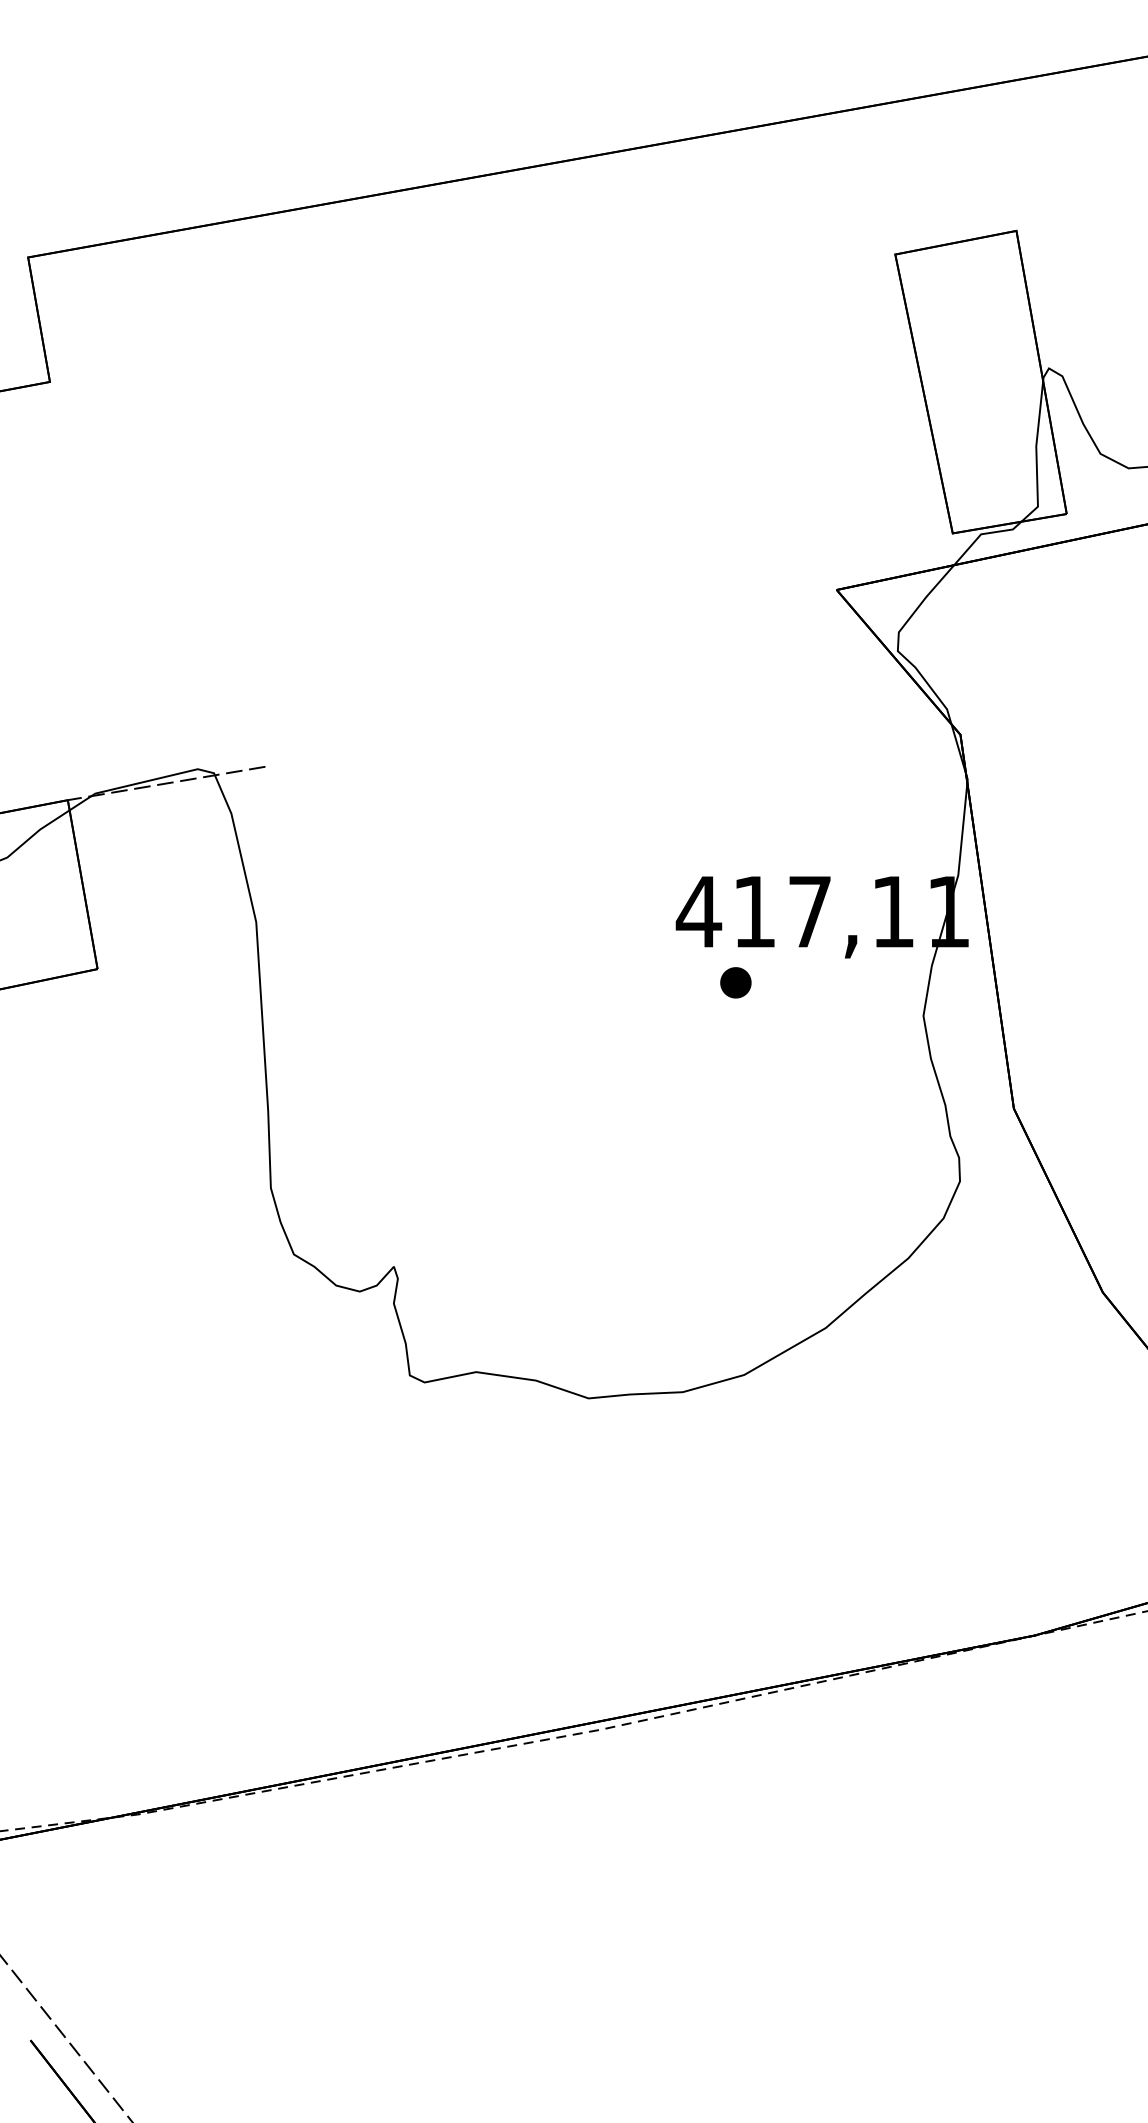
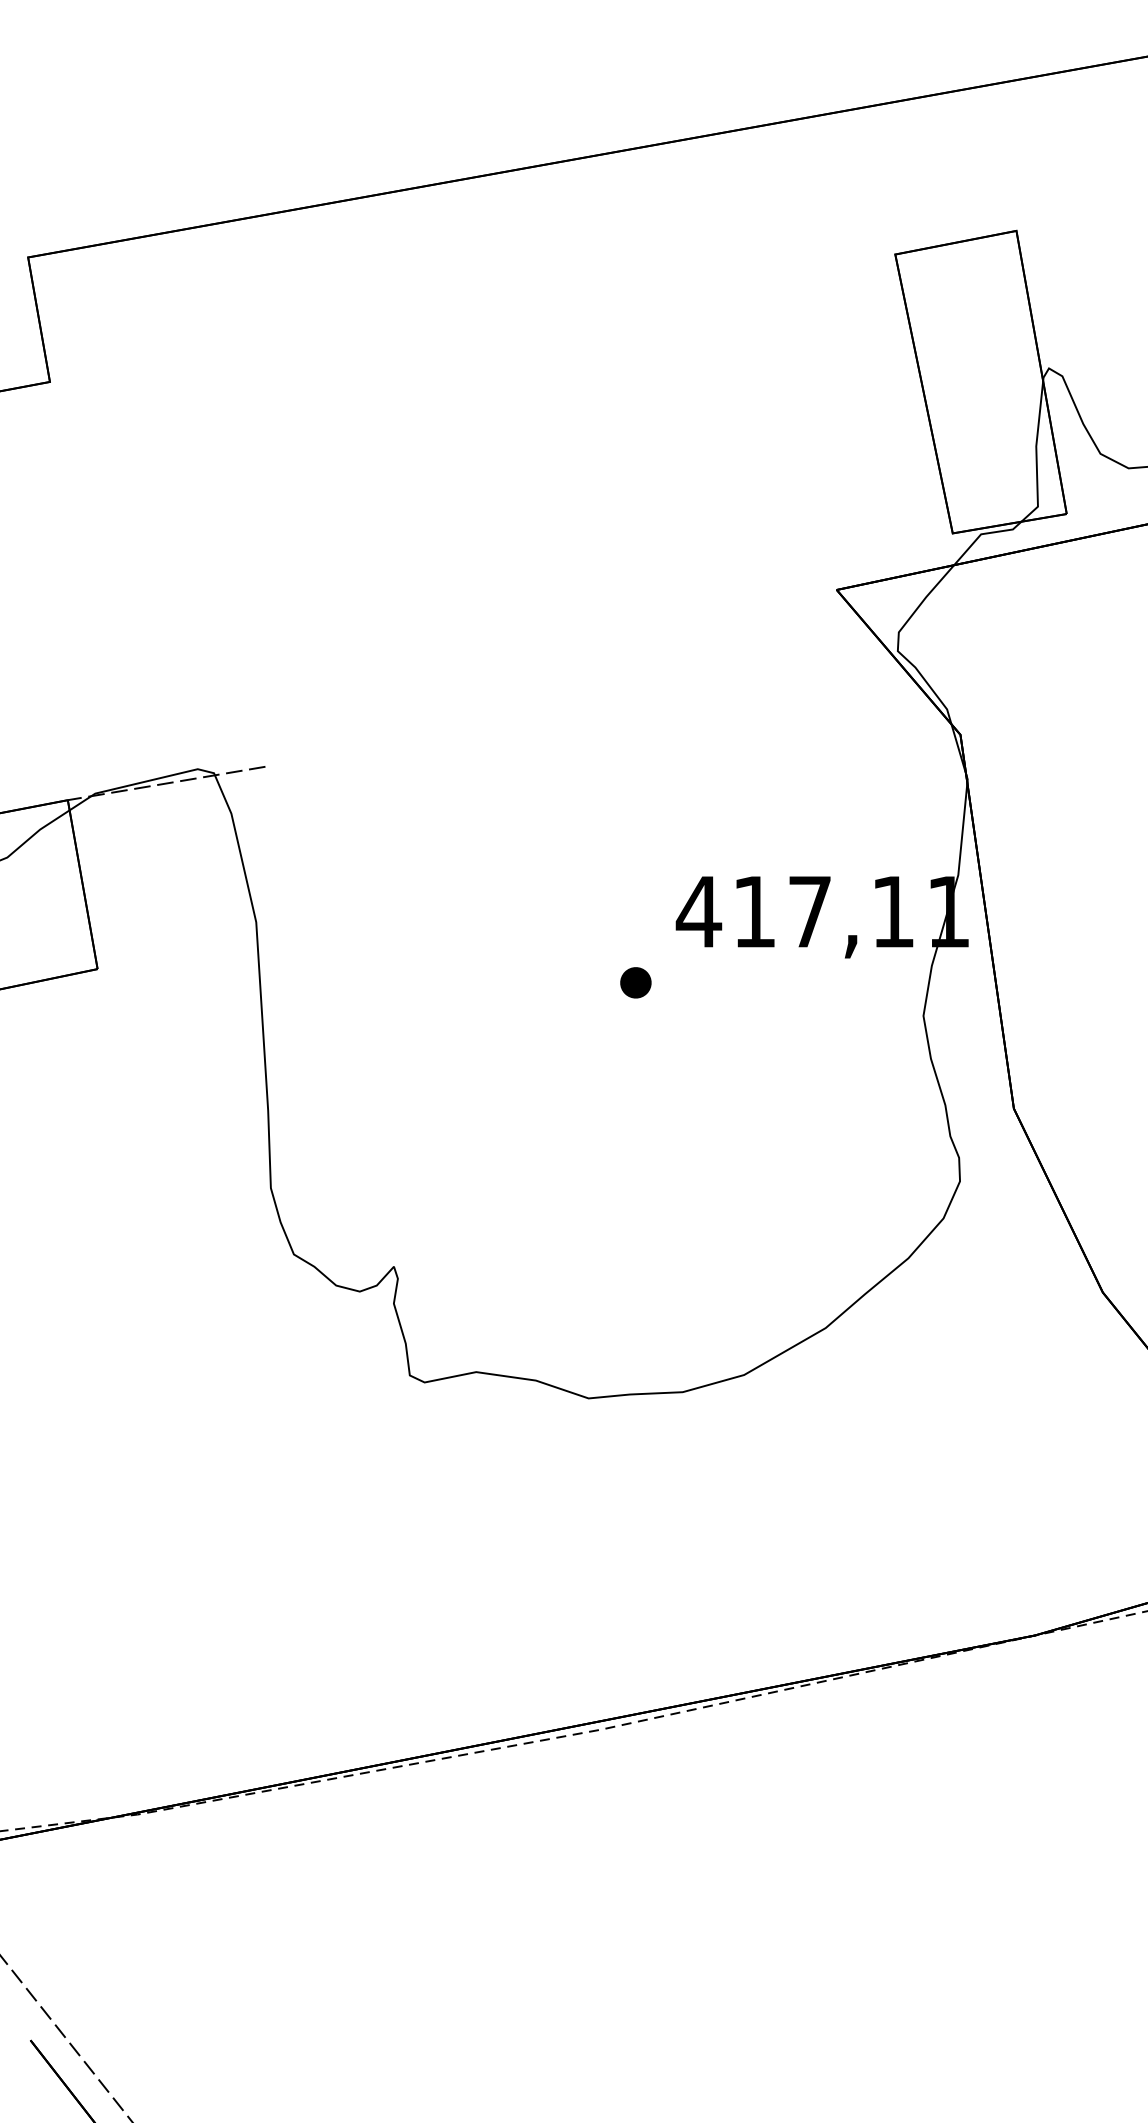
part position: (735, 982) -> (635, 982) (635, 982)
